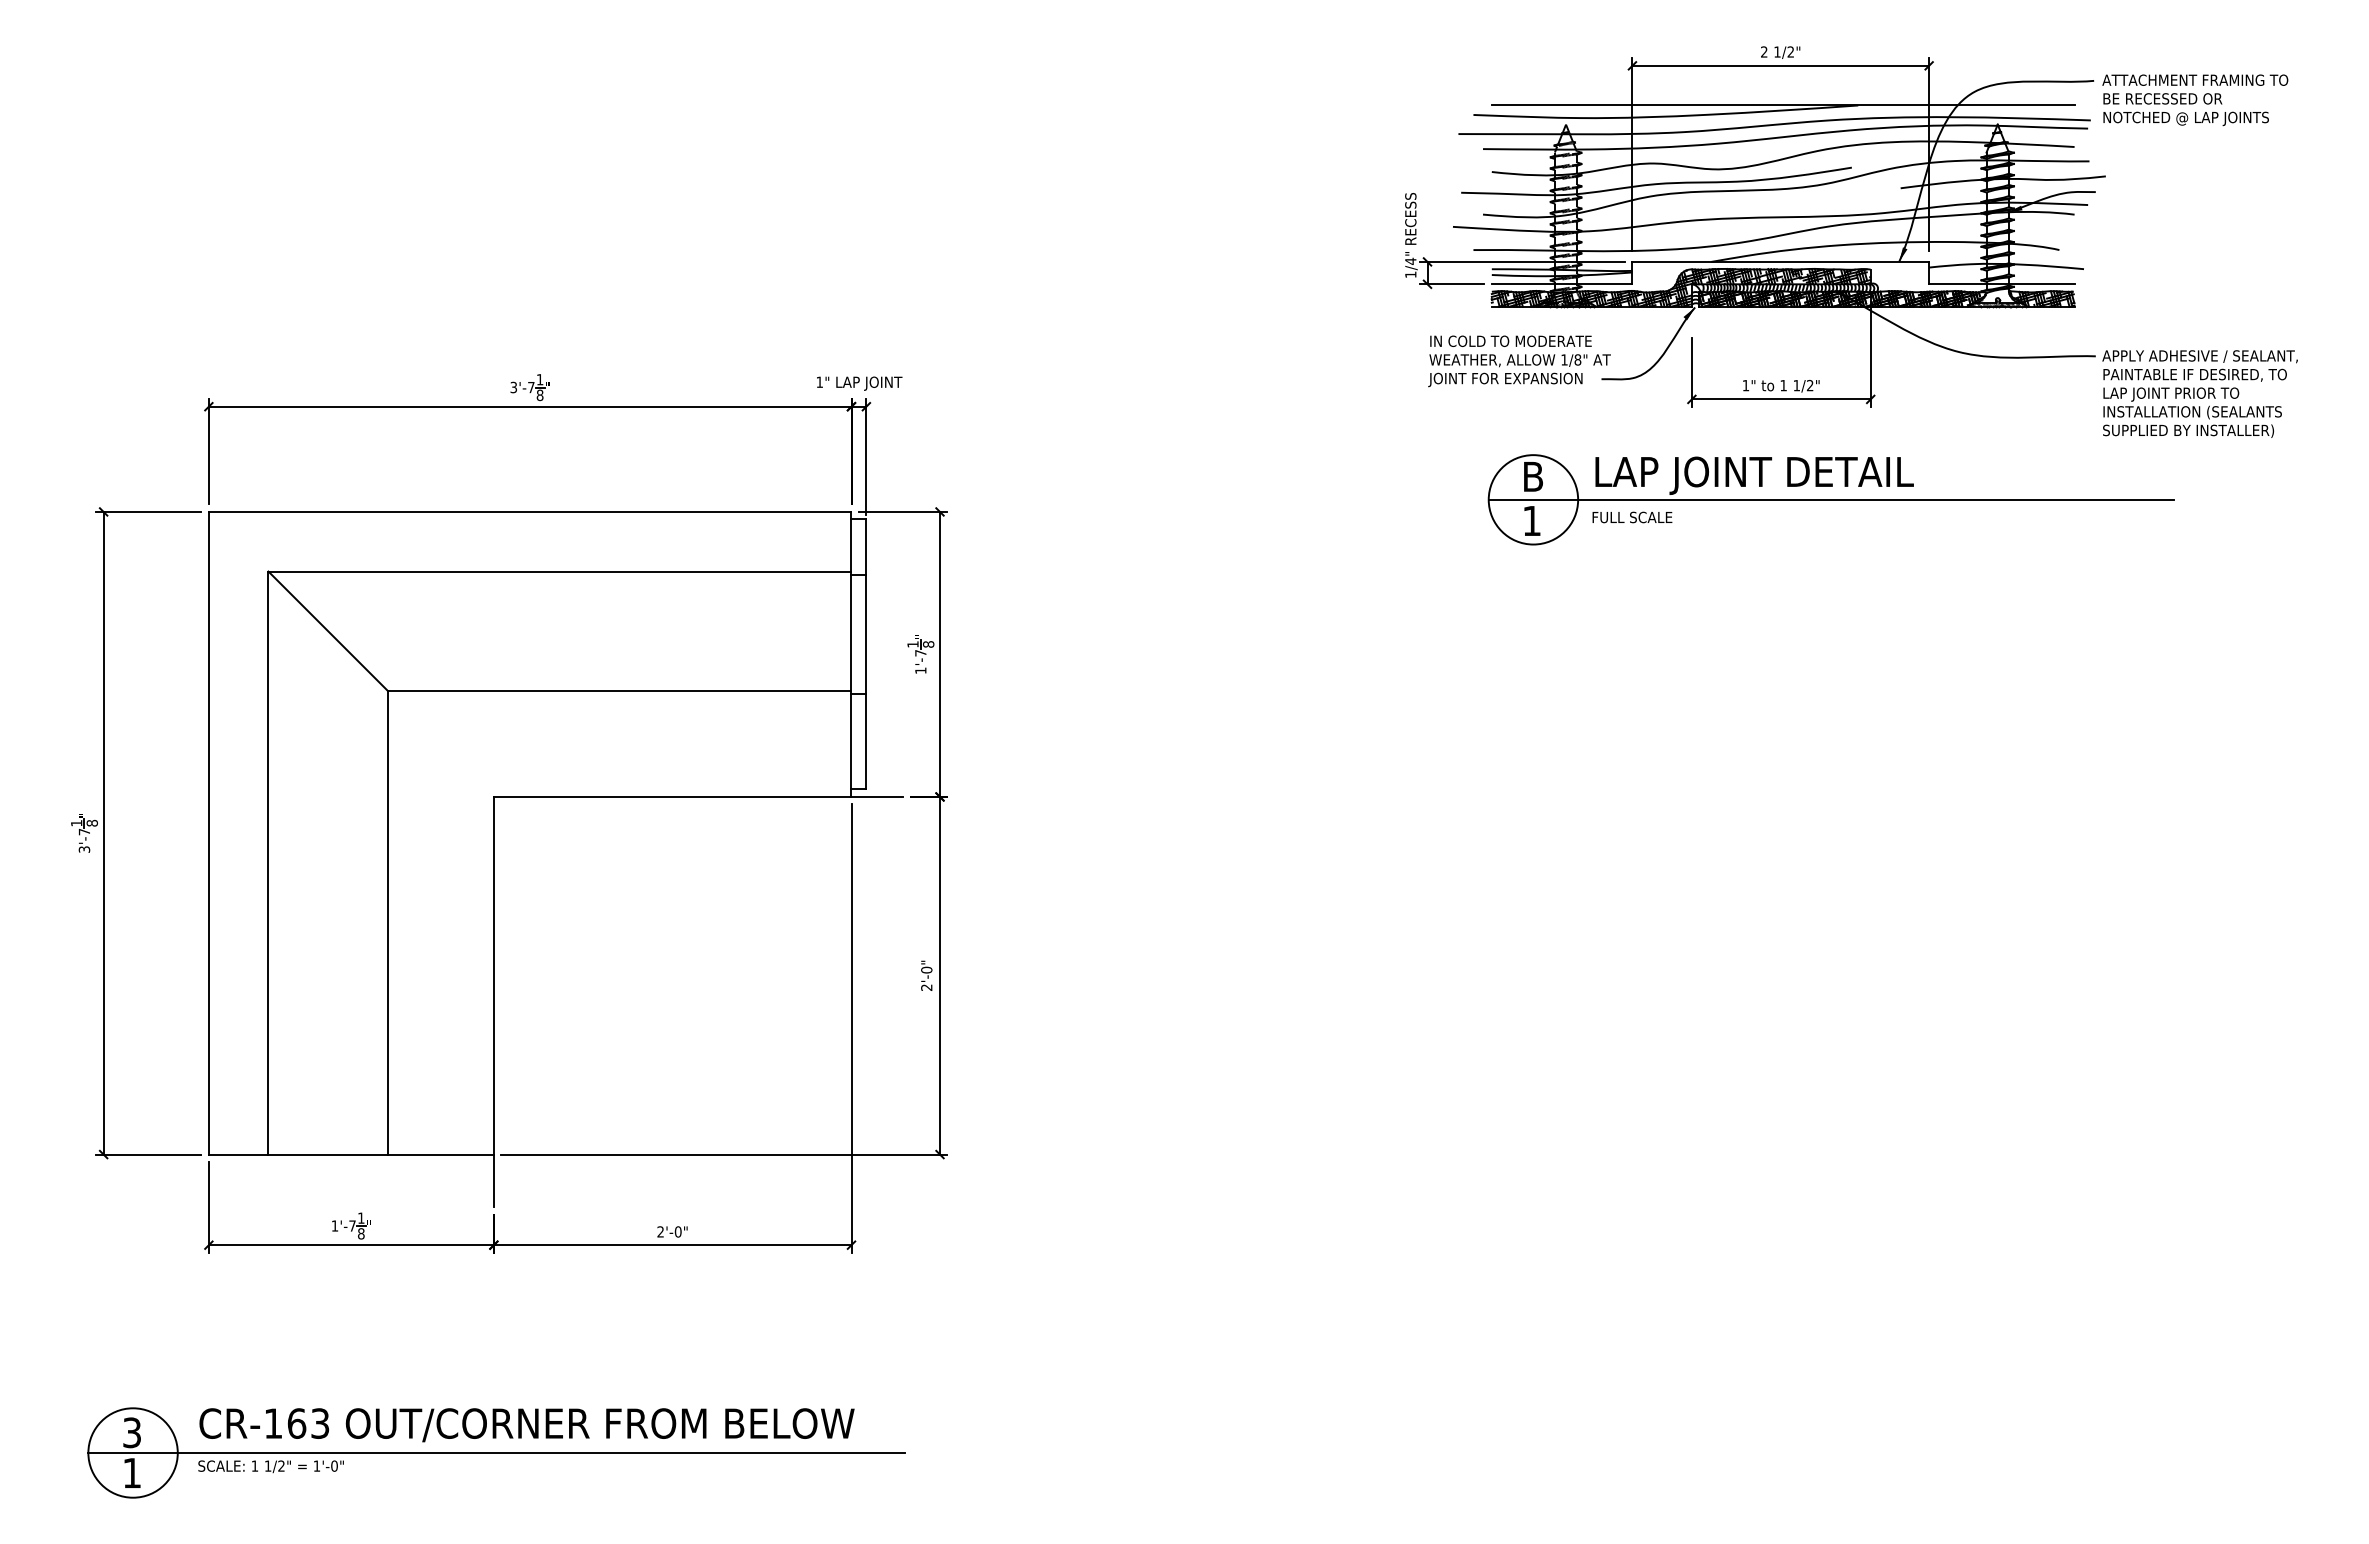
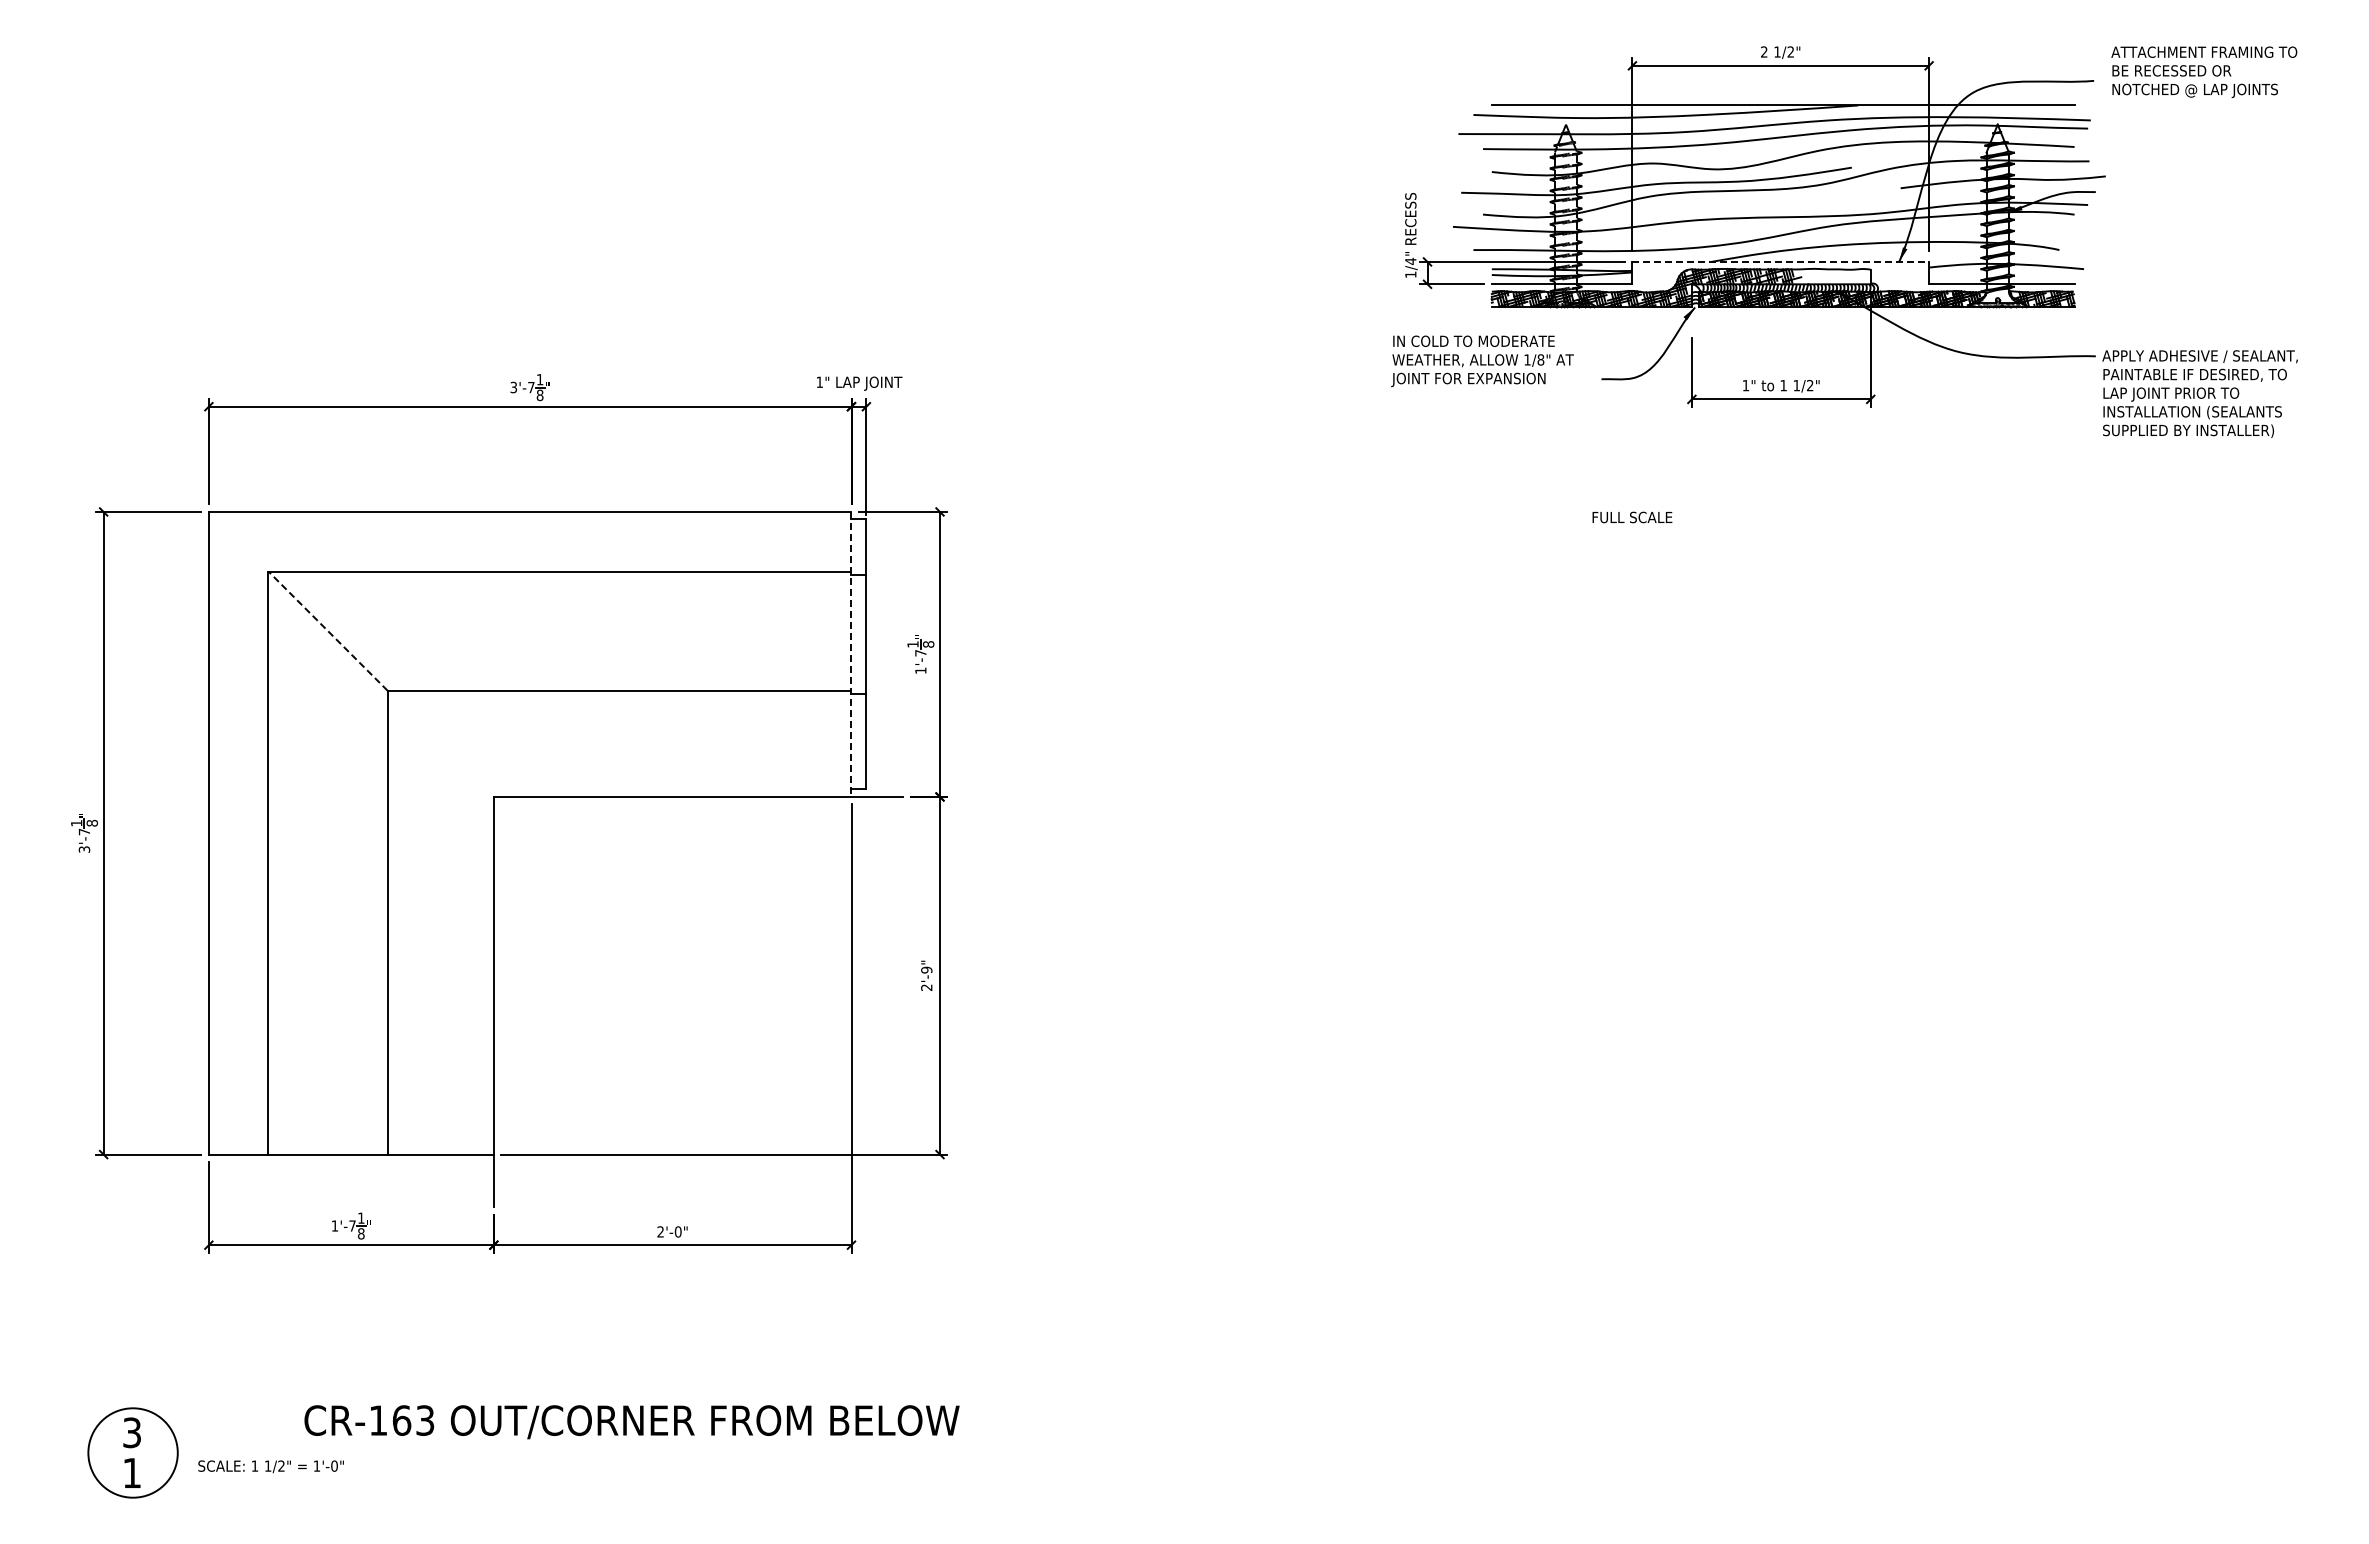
text position: (2195, 100) -> (2204, 72) (2204, 72)
line: solid -> dashed (1781, 261)
hatch: present -> none (1829, 276)
text position: (1519, 361) -> (1482, 361) (1482, 361)
part: present -> none (1830, 499)
line: solid -> dashed (327, 630)
line: solid -> dashed (851, 654)
text: 2'-0" -> 2'-9" (926, 969)
text position: (526, 1425) -> (631, 1422) (631, 1422)
line: present -> none (496, 1453)
